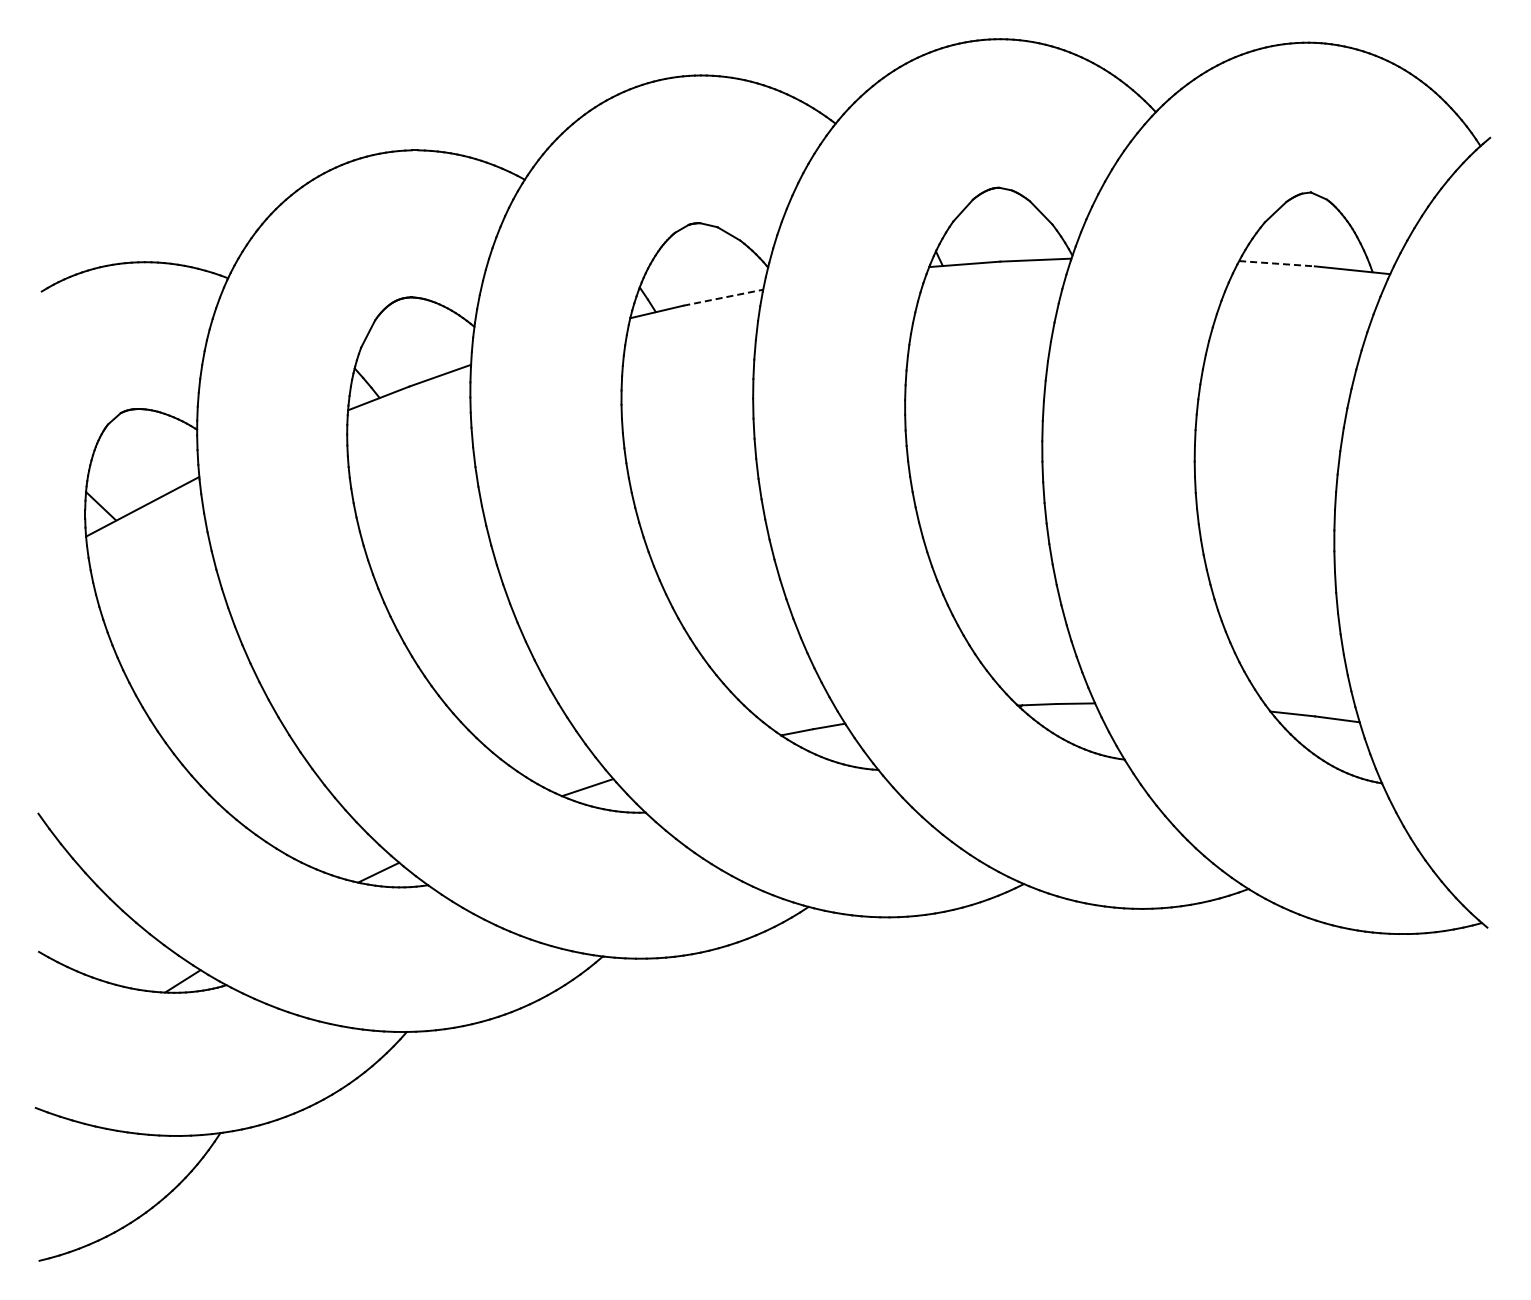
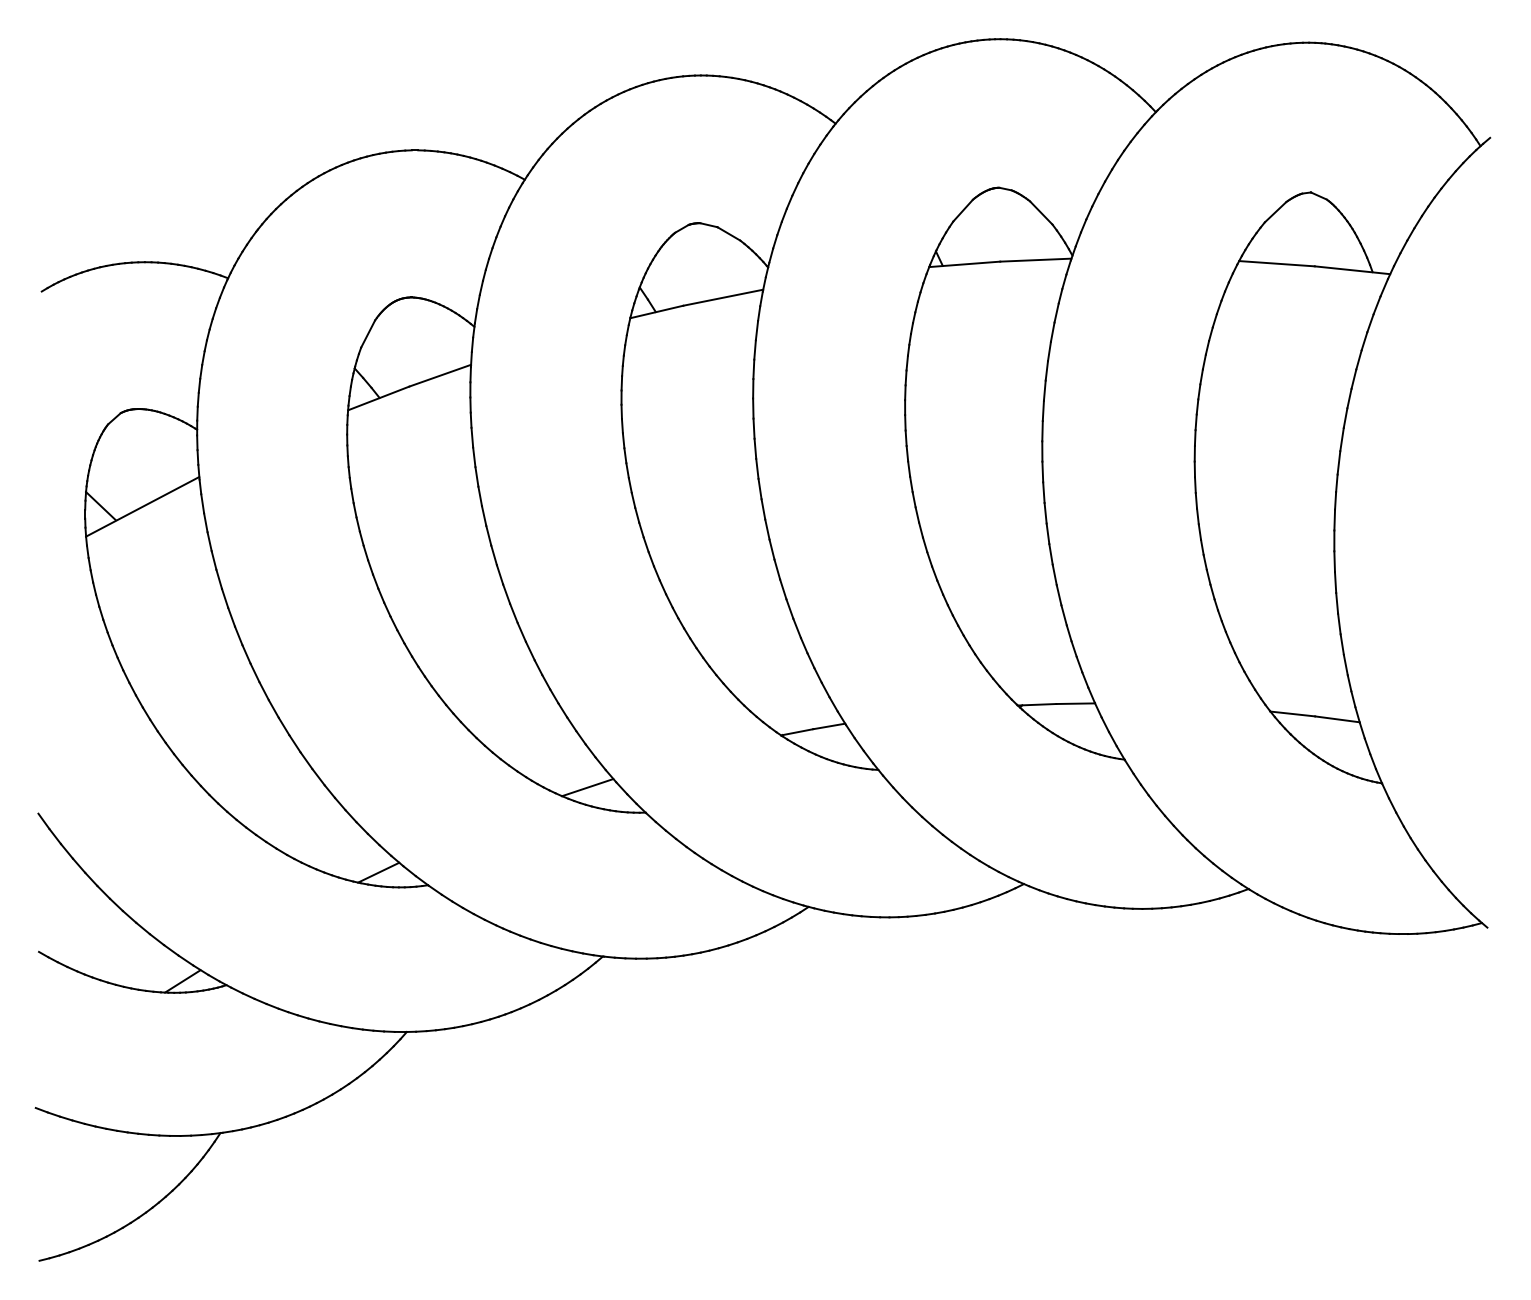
line: dashed -> solid (1276, 263)
line: dashed -> solid (723, 297)
